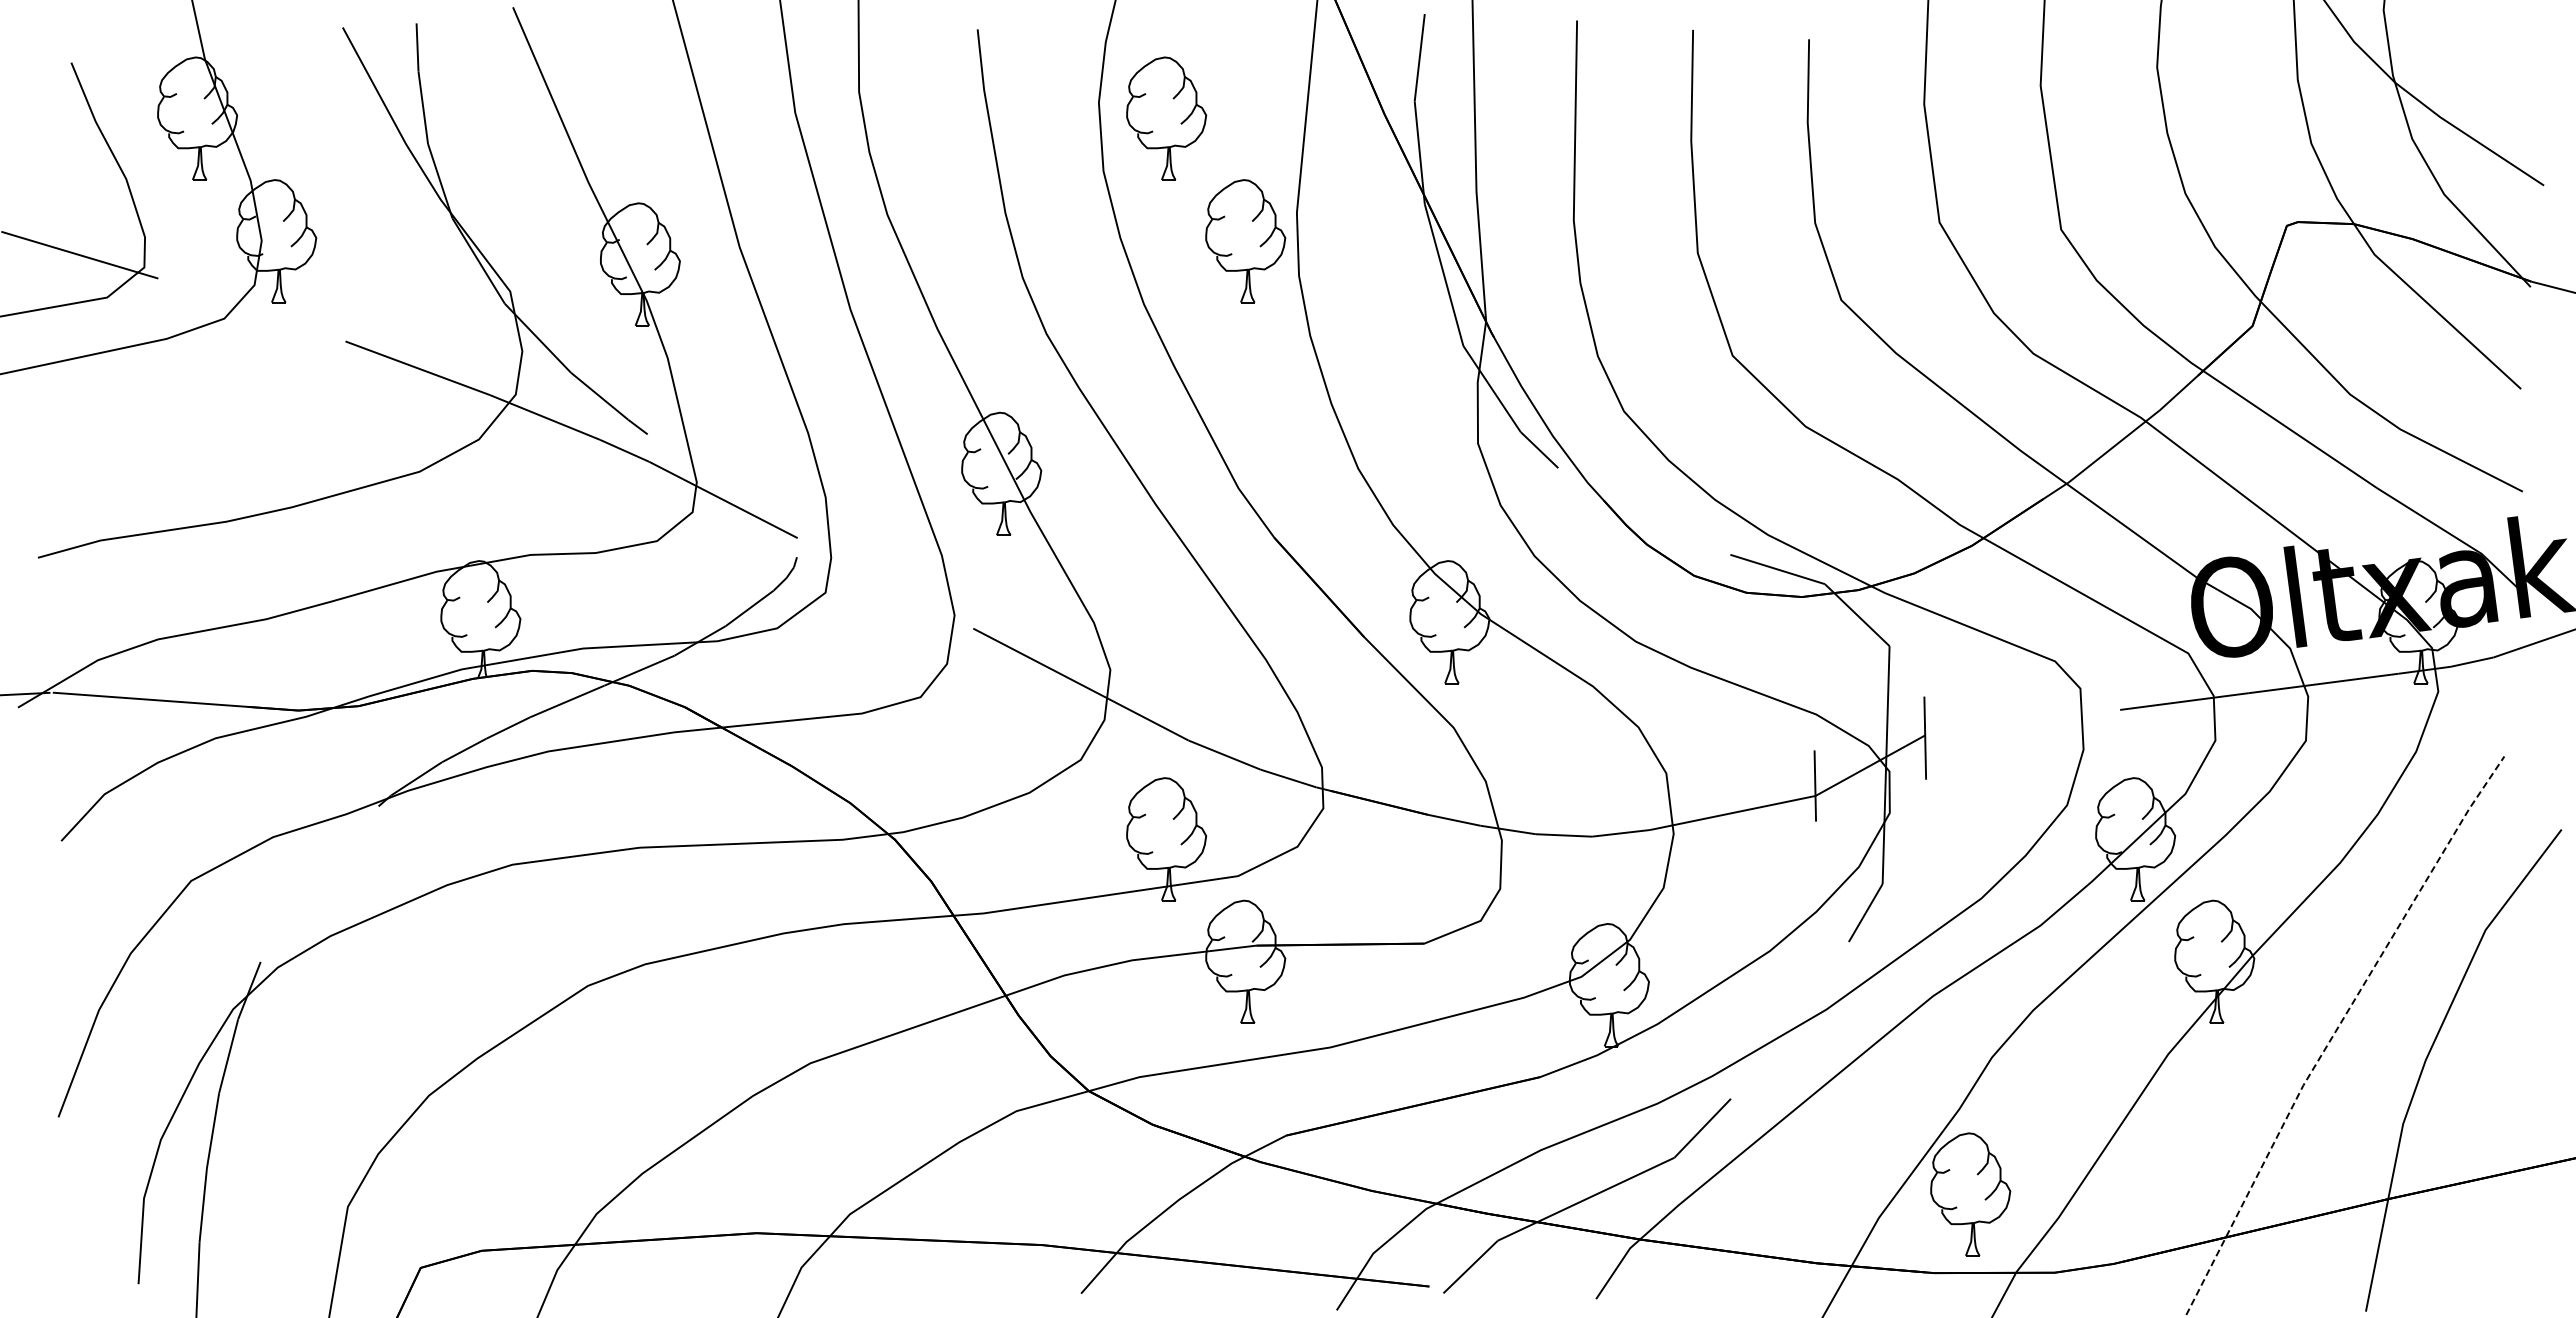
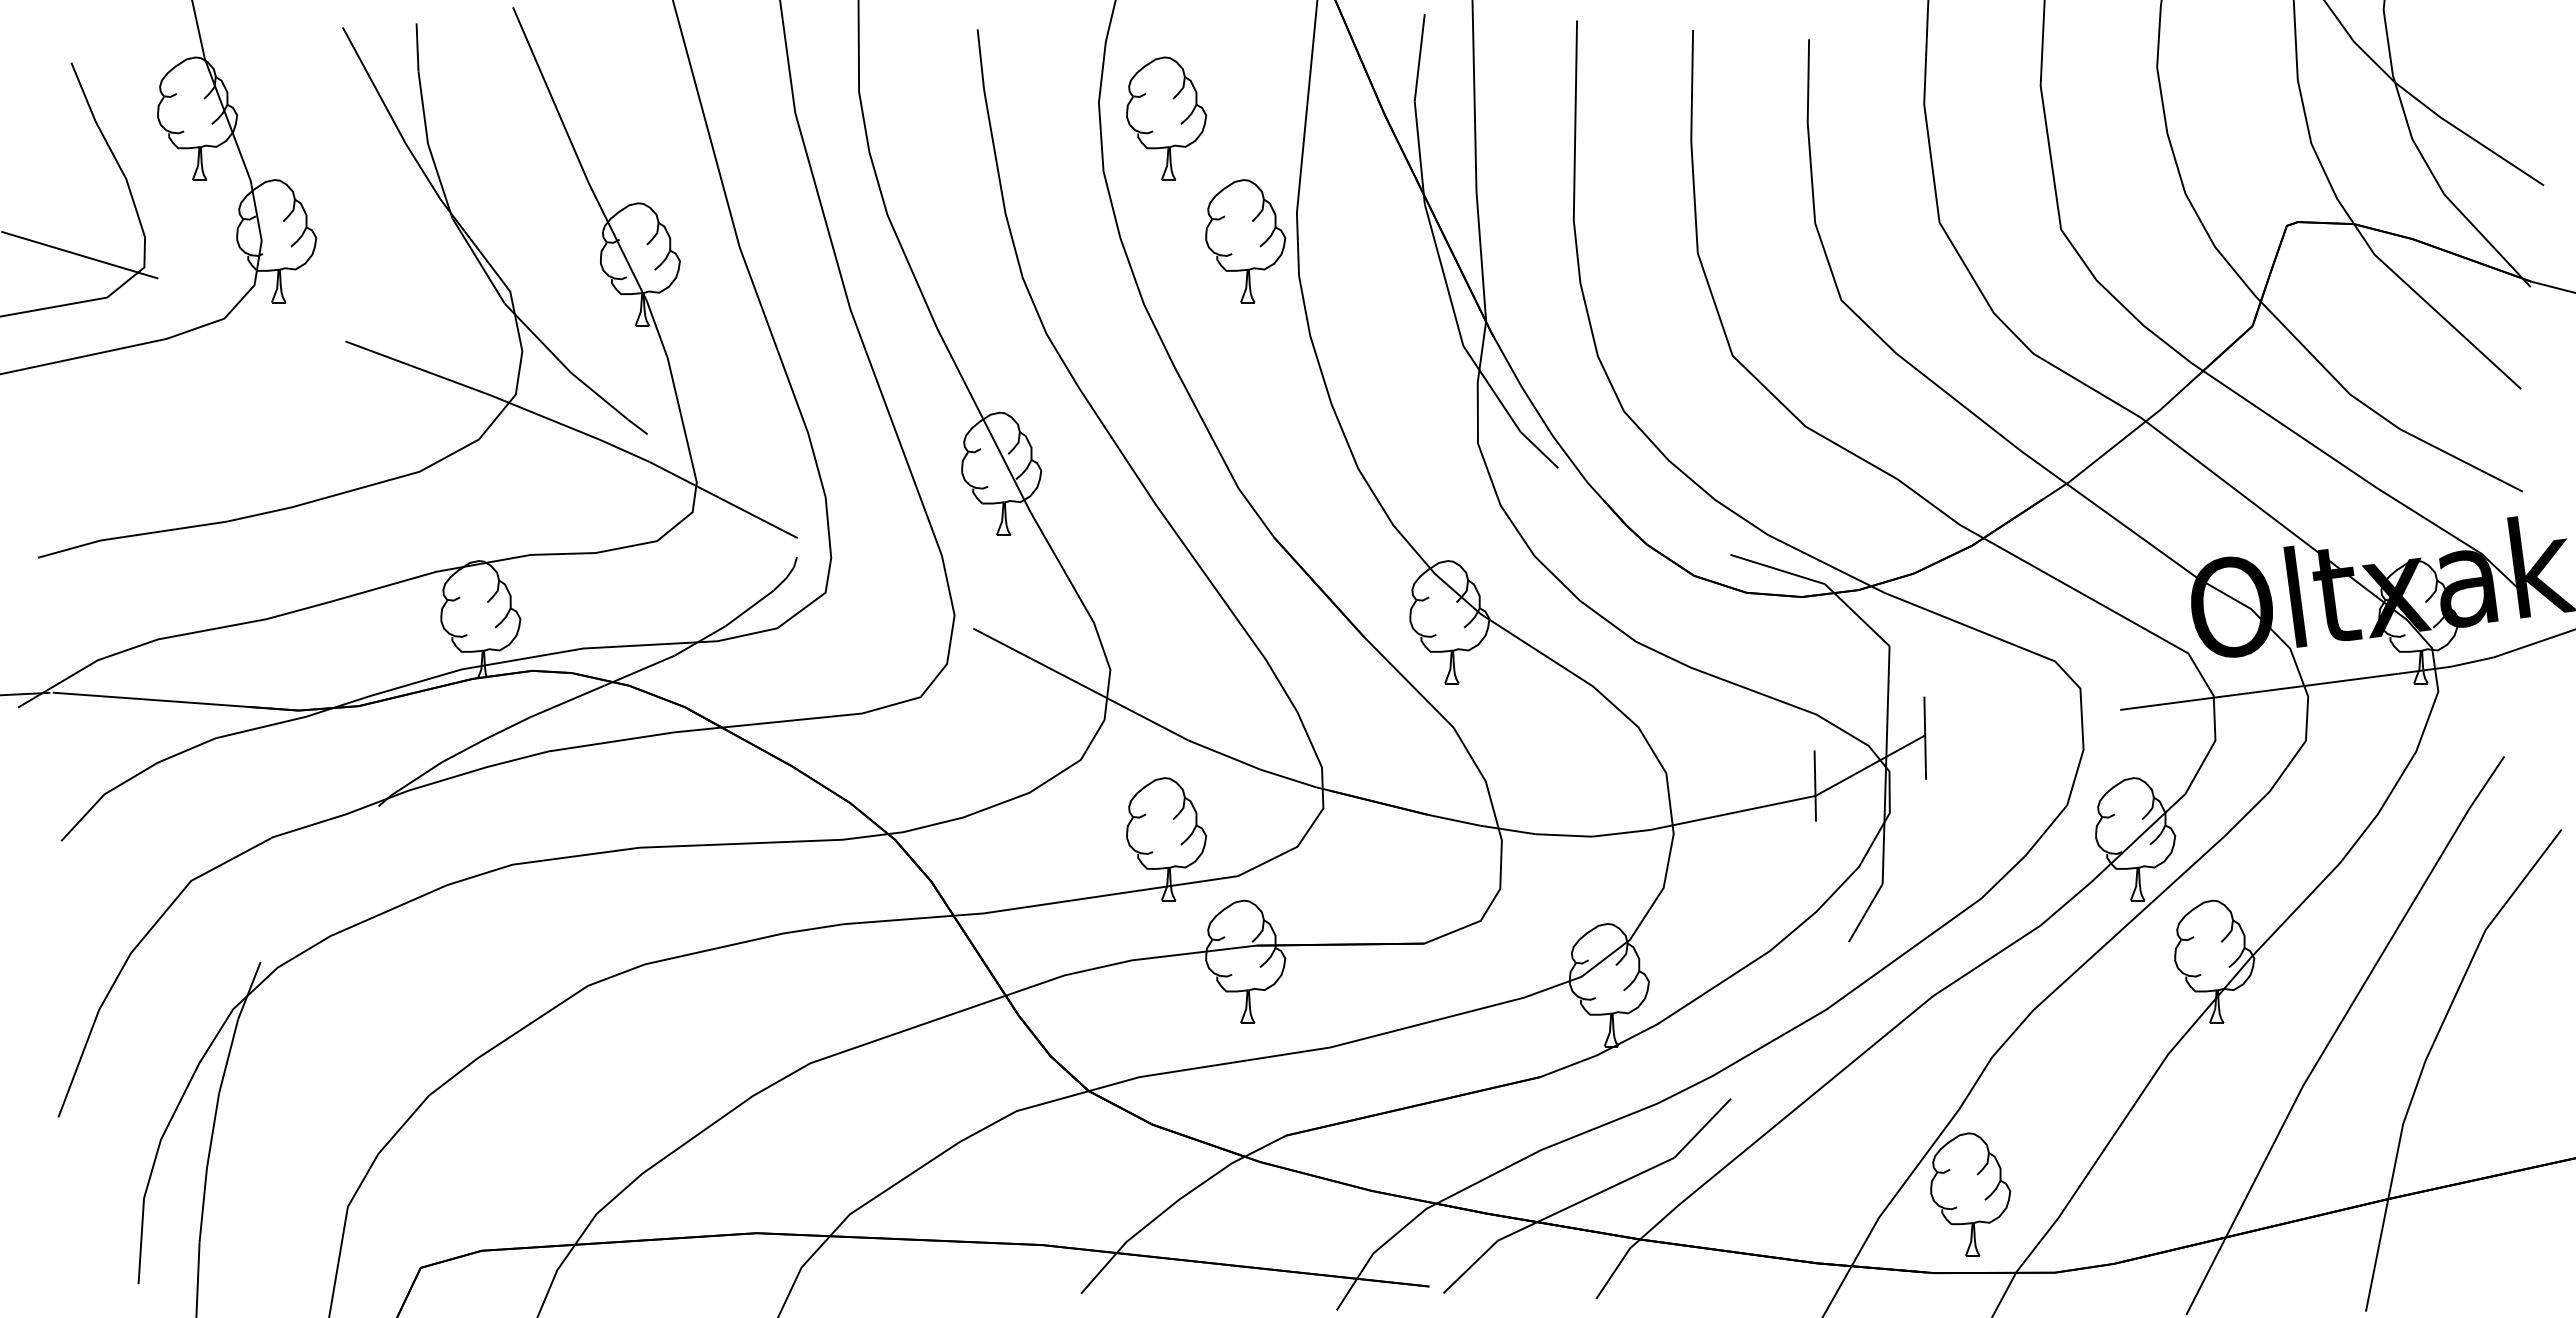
line: dashed -> solid (2336, 1030)
